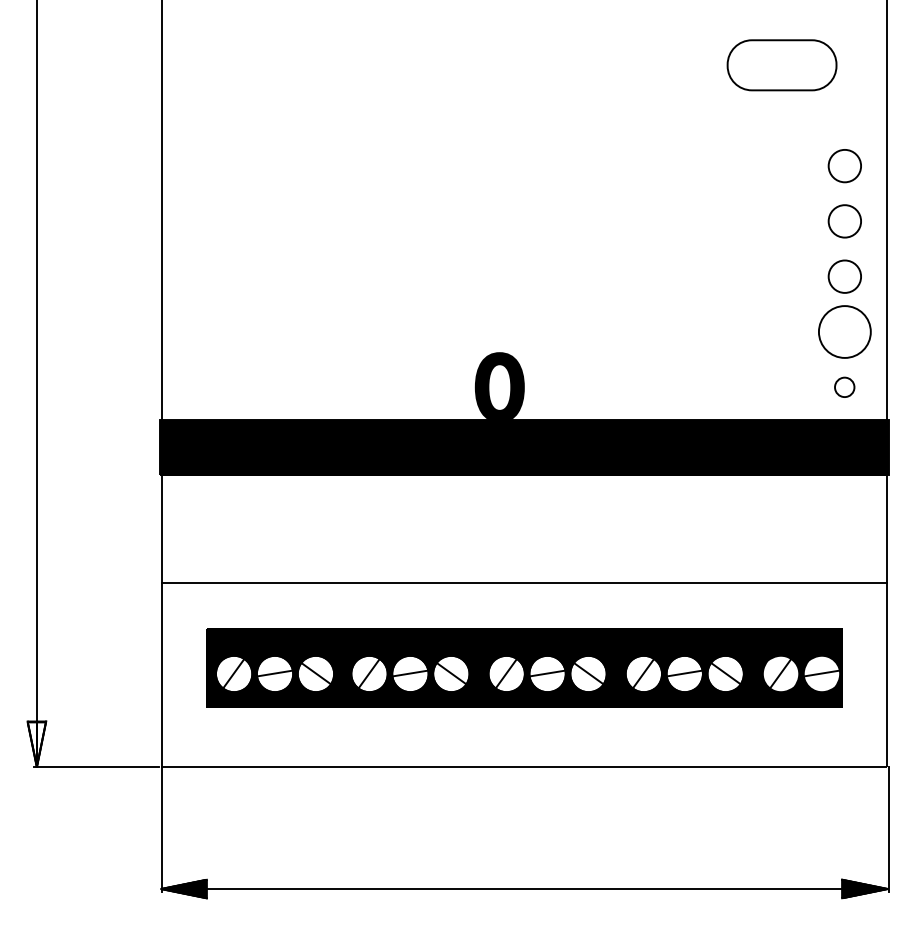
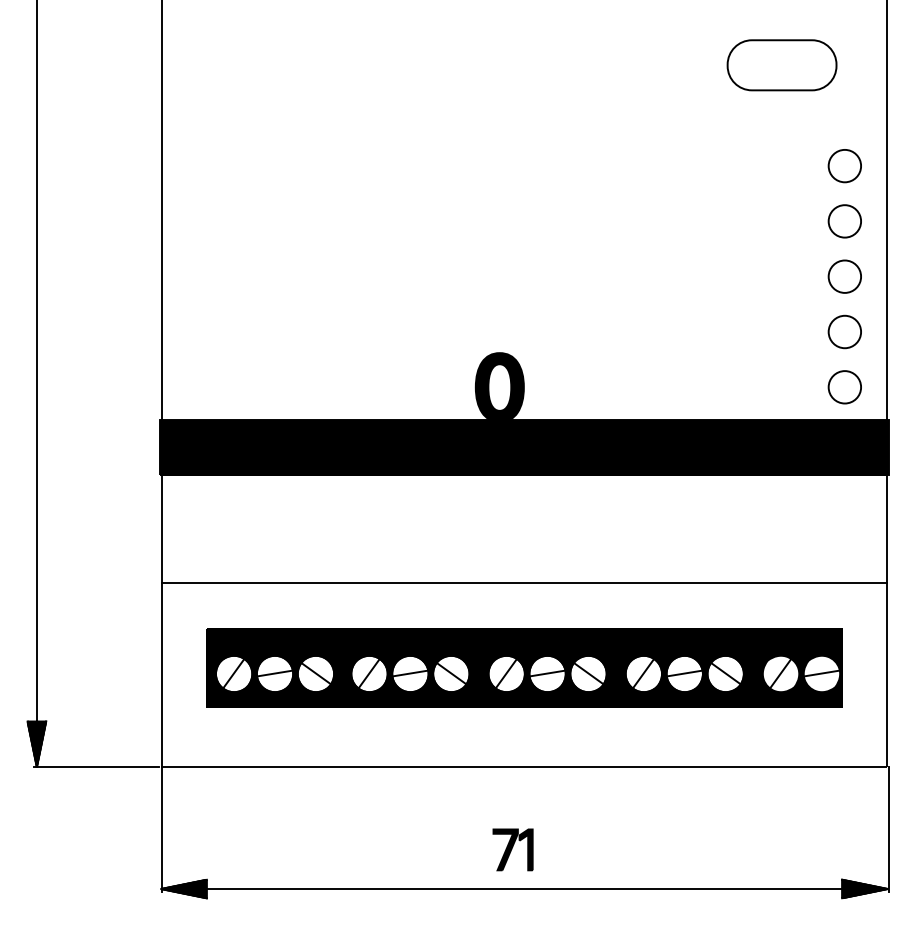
circle diameter: 52 px -> 32 px (844, 331)
circle size: 22x22 px -> 35x35 px (844, 387)
fill: none -> present (36, 744)
part: none -> present (512, 849)
